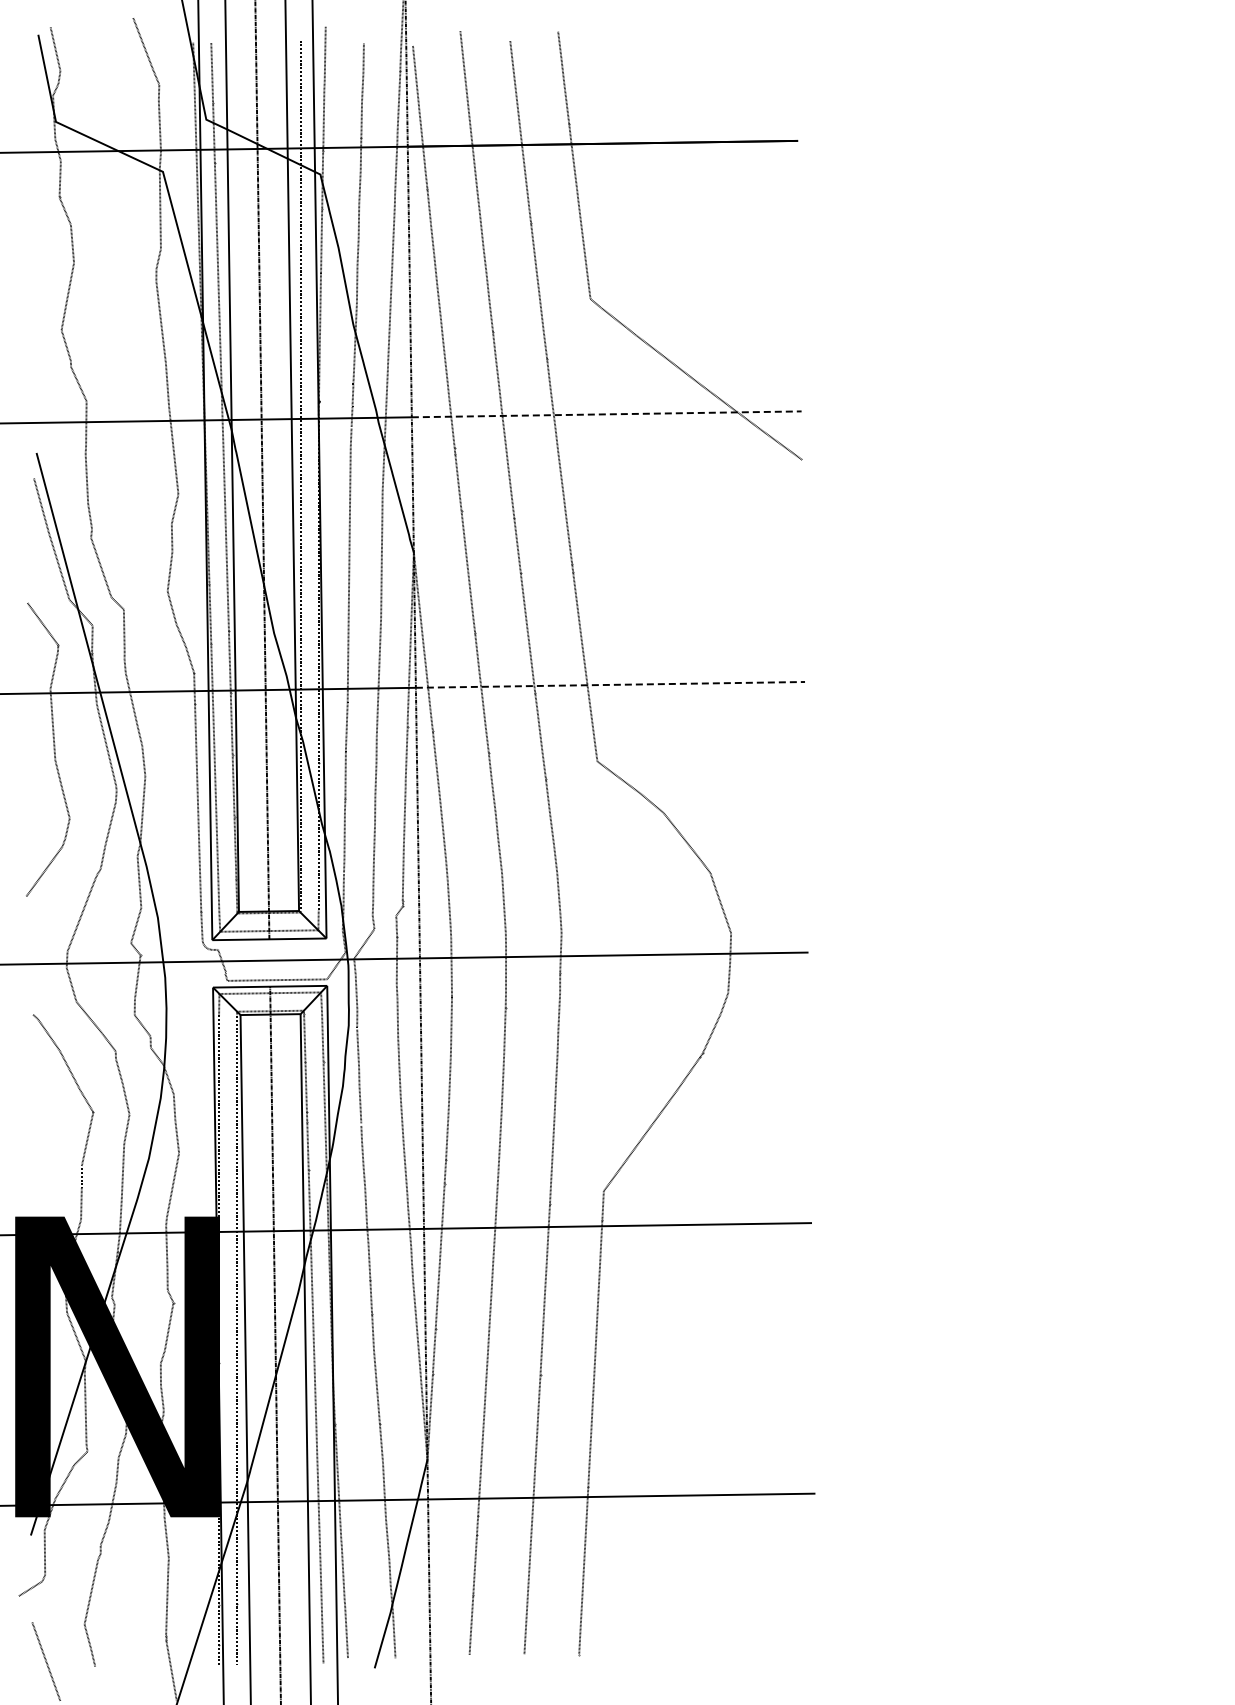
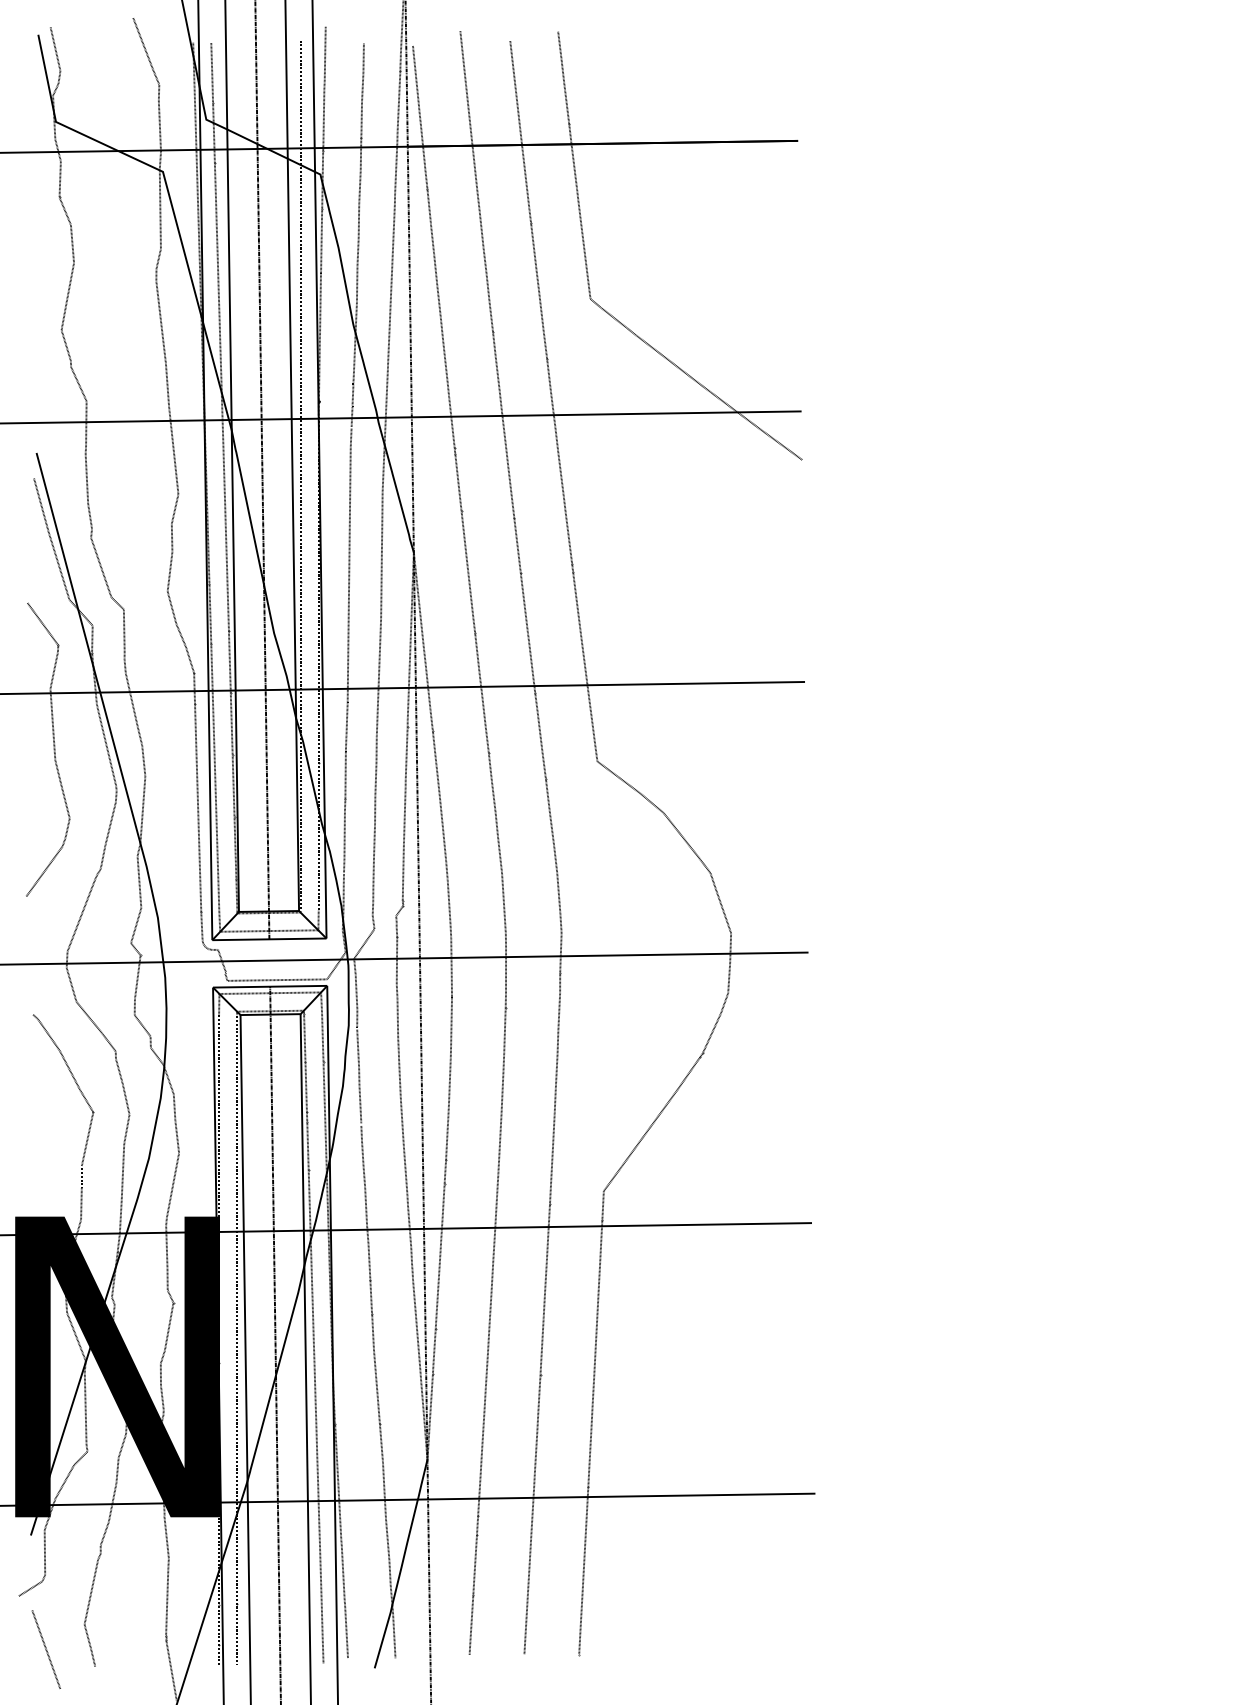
line: dashed -> solid (606, 414)
line: dashed -> solid (610, 684)
line position: (45, 1661) -> (45, 1649) (45, 1649)
